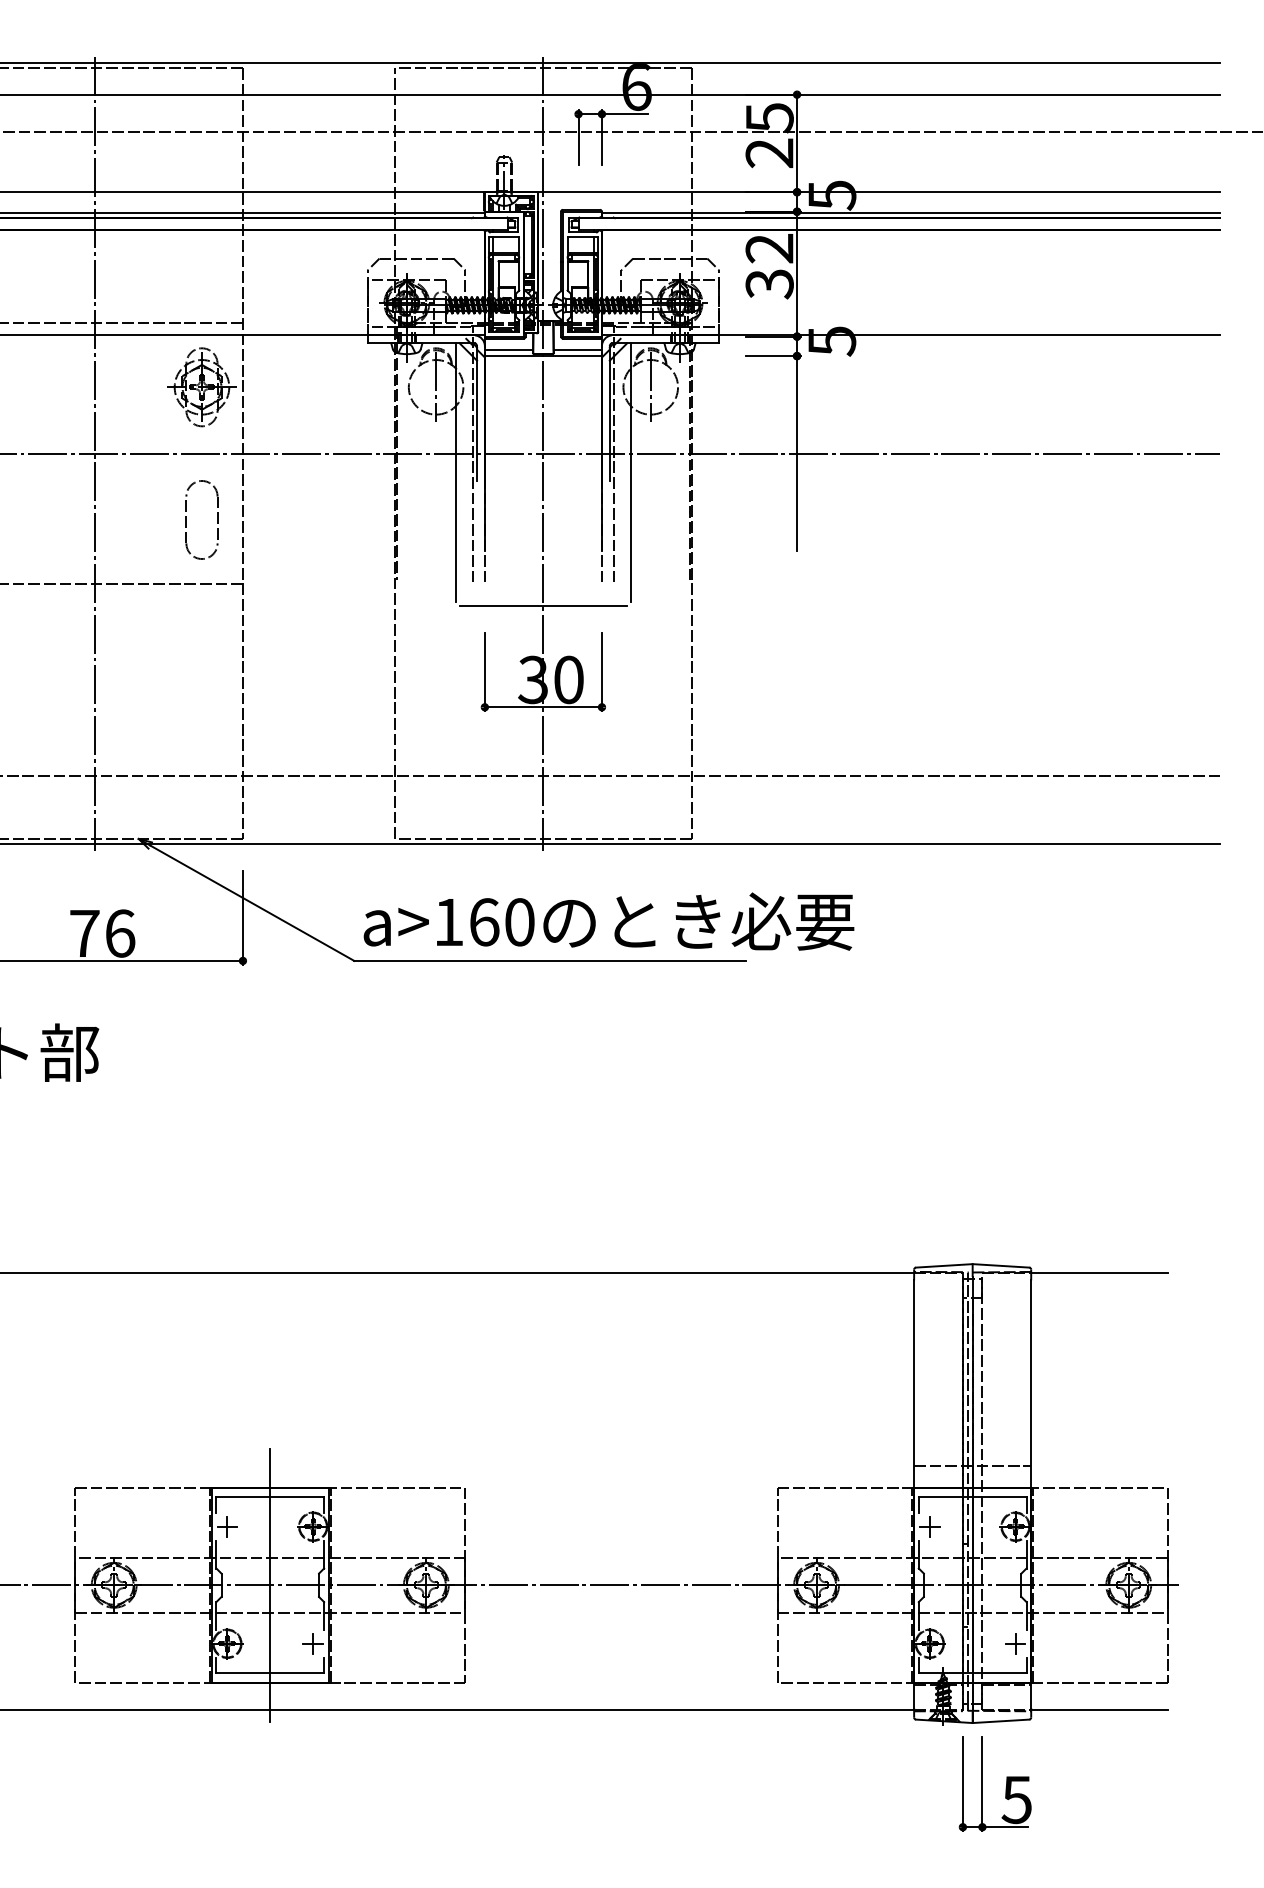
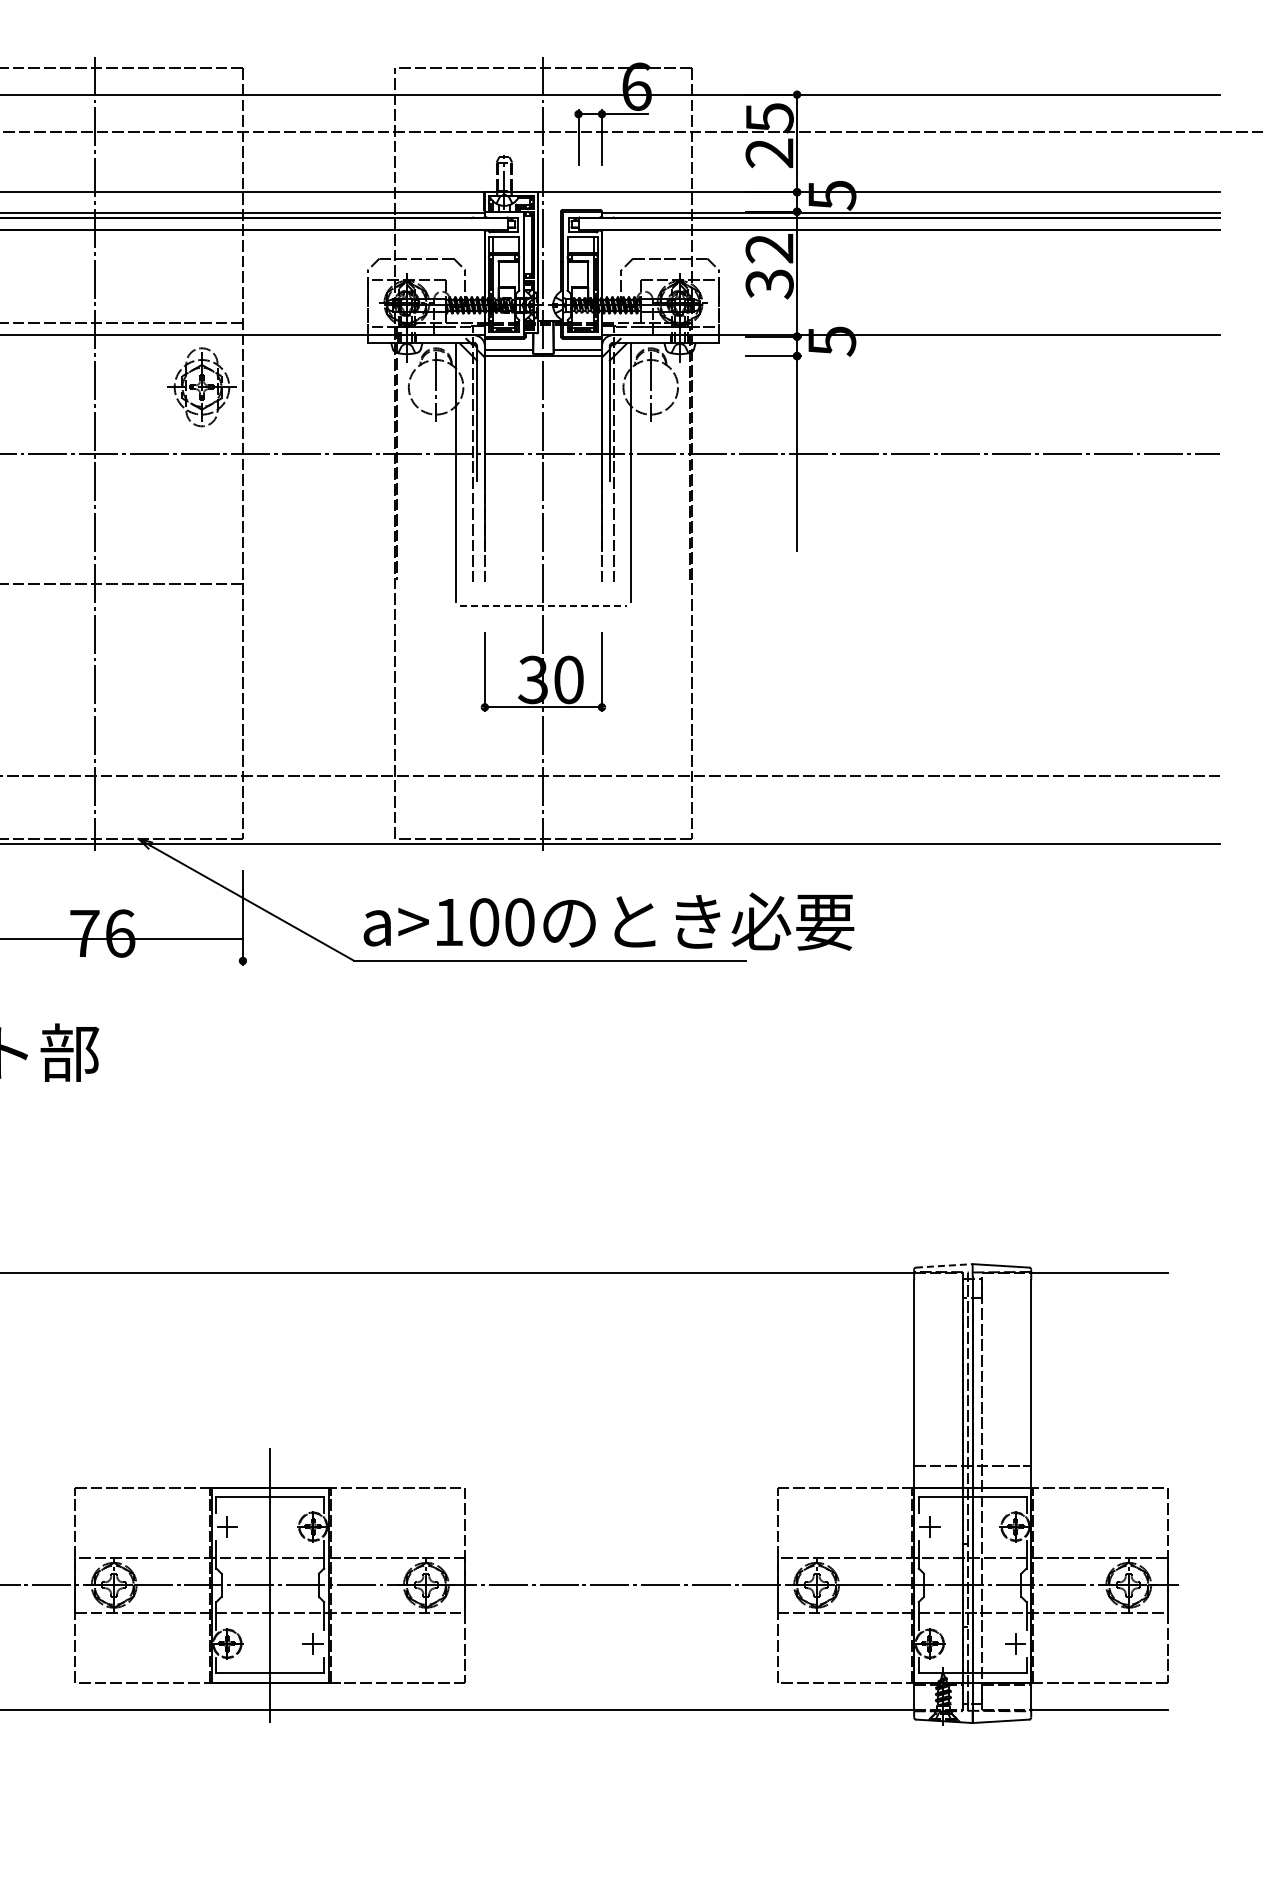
line: present -> none (611, 63)
part: present -> none (186, 519)
line: solid -> dashed (543, 605)
text: a>160 -> a>100 (484, 922)
line position: (122, 960) -> (122, 938) (122, 938)
line: solid -> dashed (944, 1265)
part: present -> none (1005, 1787)
